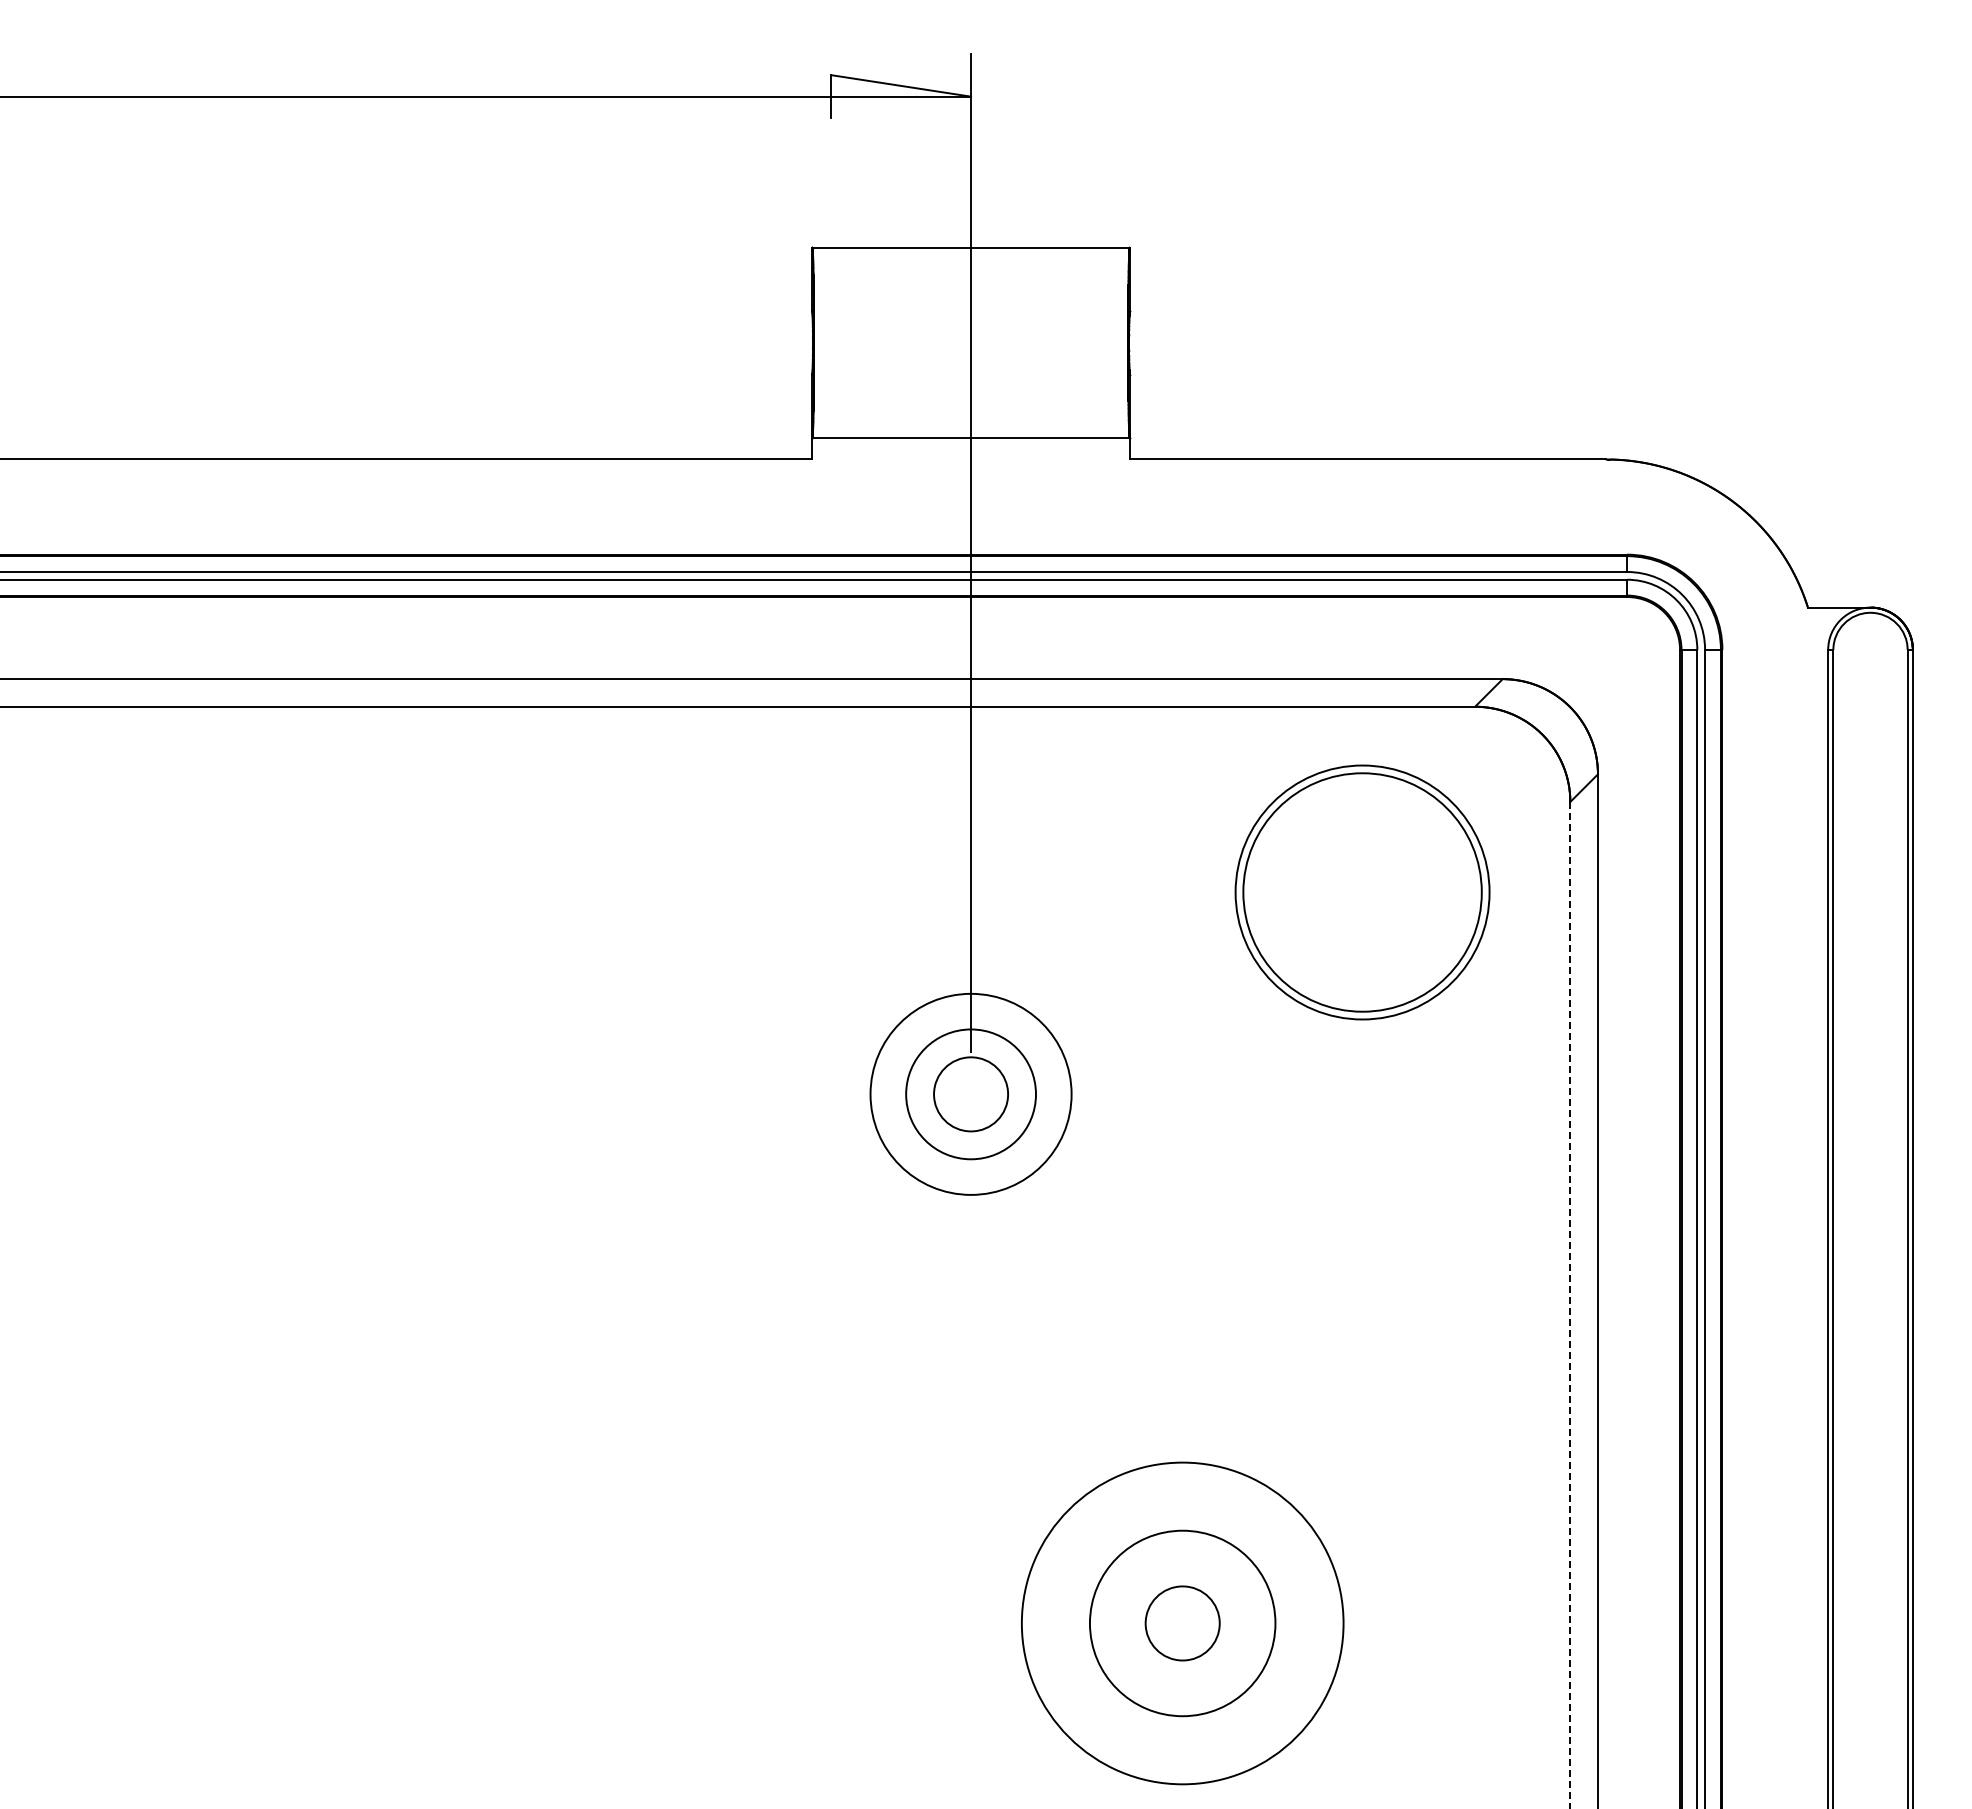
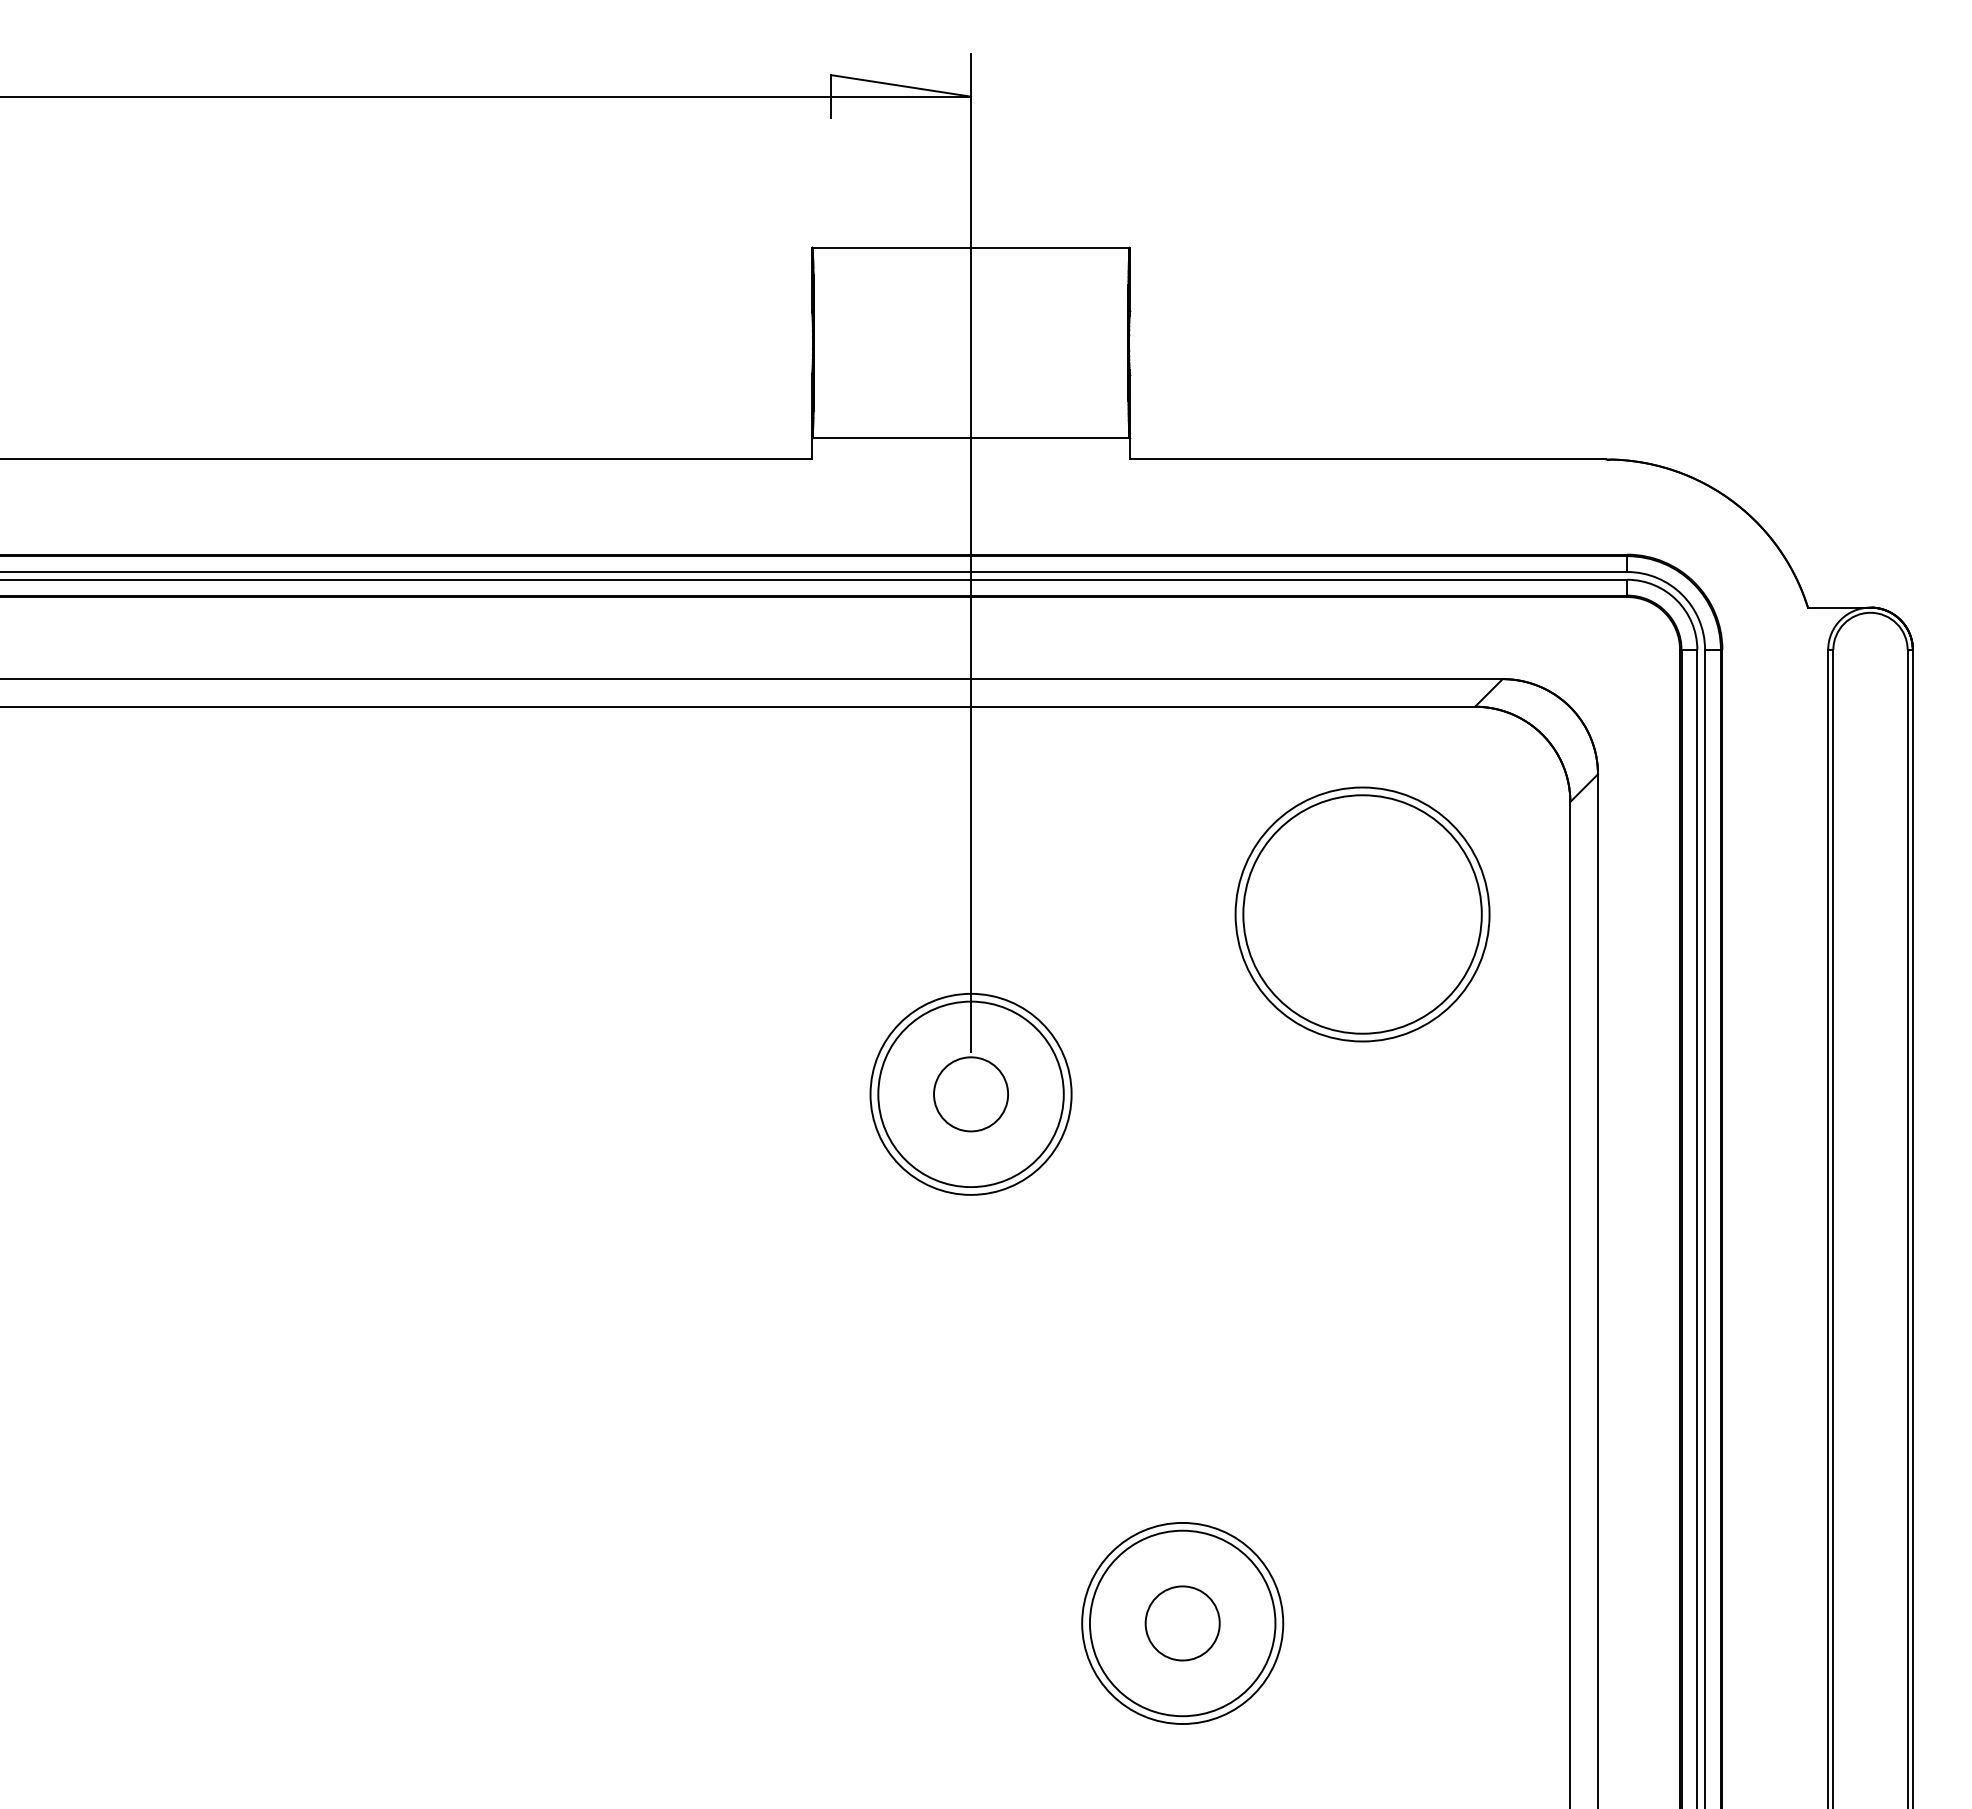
part position: (1362, 892) -> (1362, 914) (1362, 914)
circle diameter: 130 px -> 185 px (970, 1094)
line: dashed -> solid (1570, 1305)
circle diameter: 322 px -> 201 px (1182, 1623)
